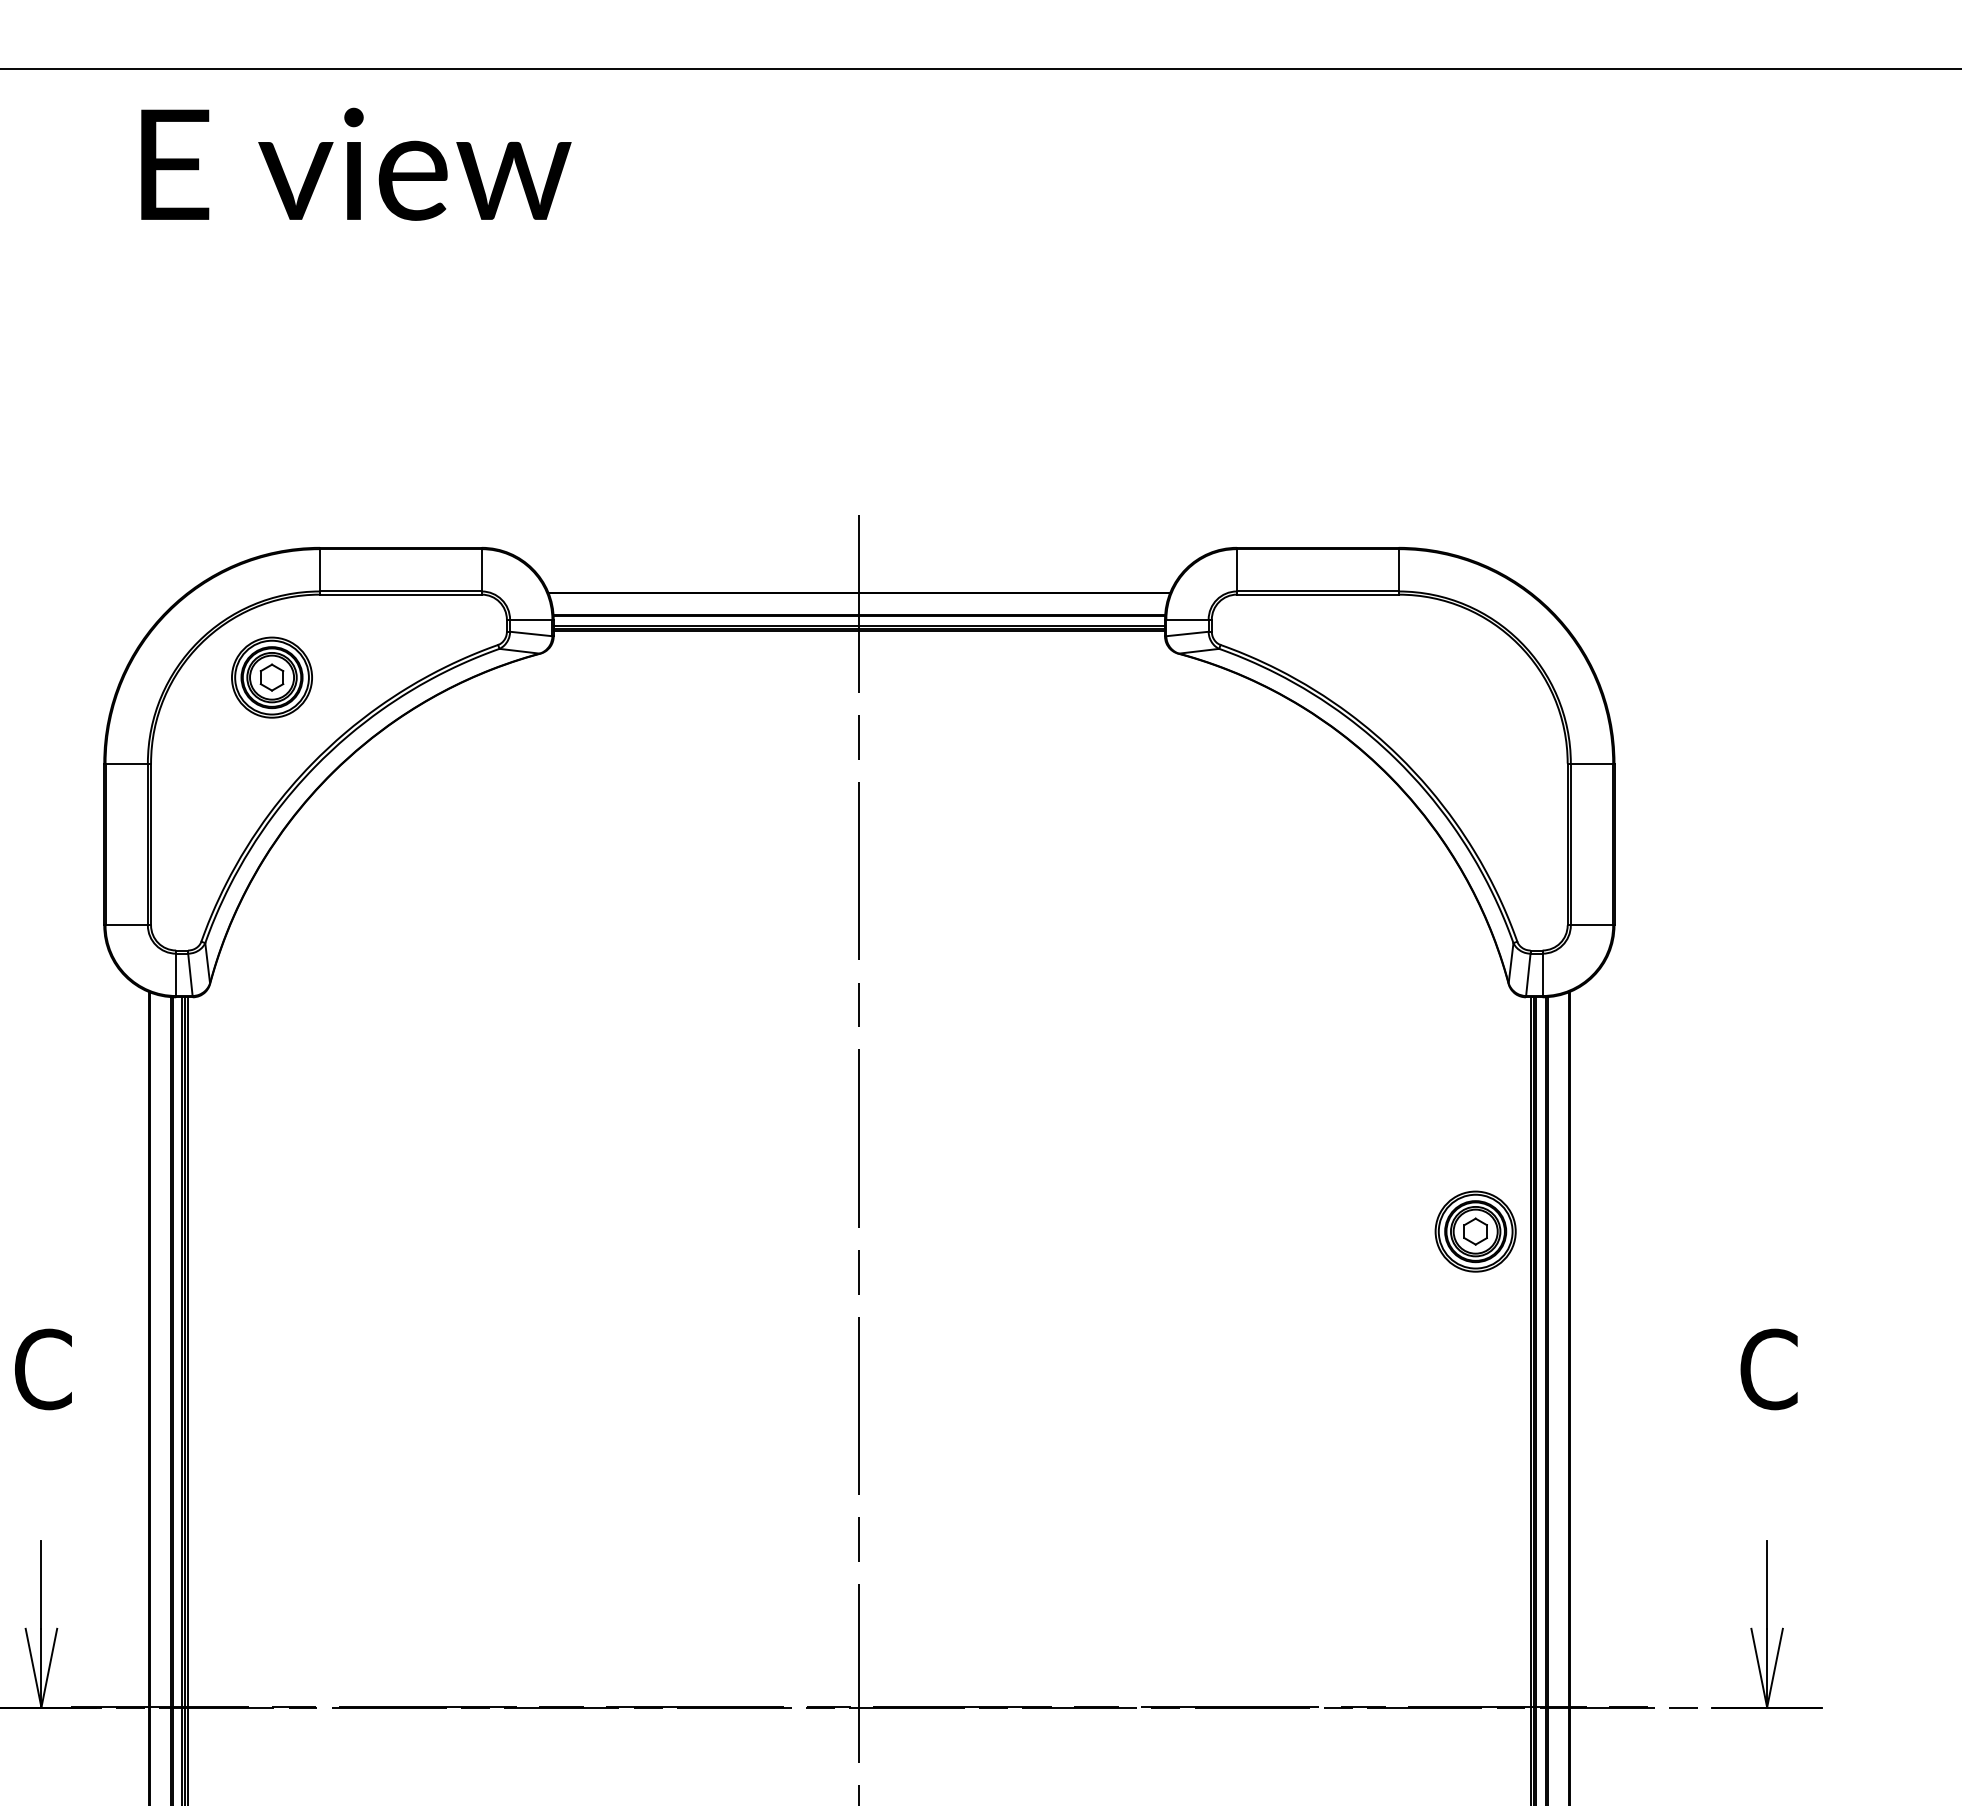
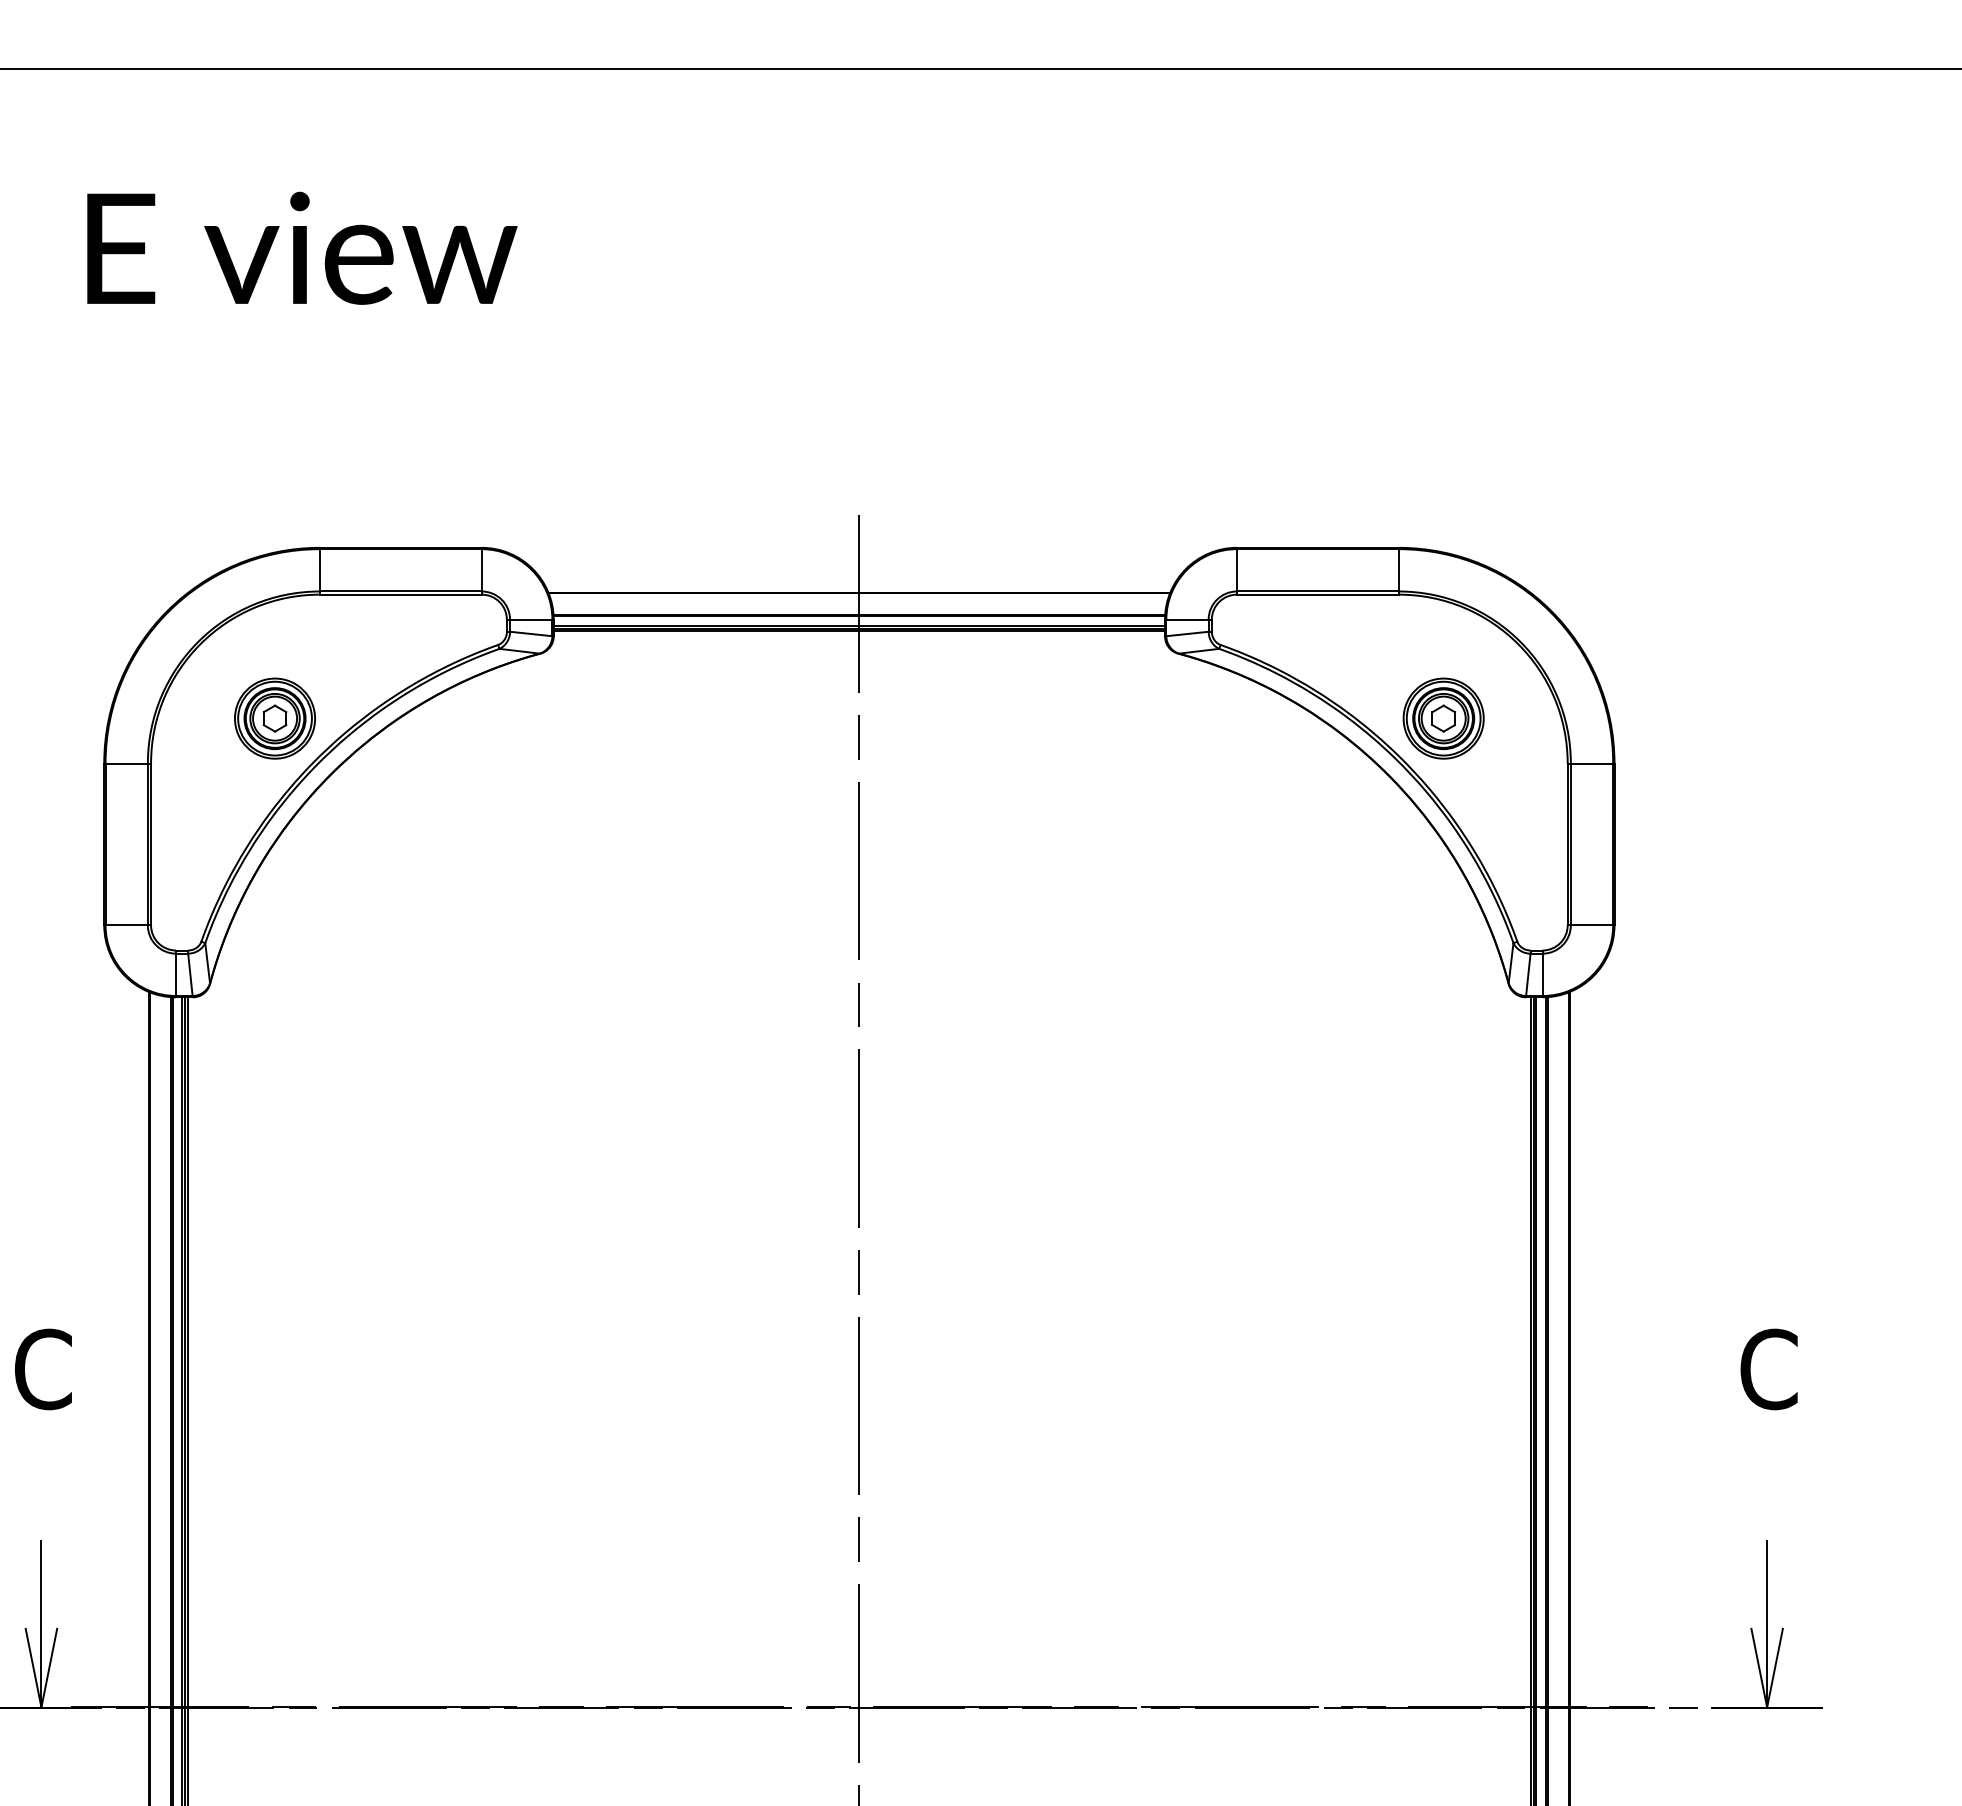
text position: (356, 163) -> (302, 247) (302, 247)
part position: (271, 677) -> (274, 718) (274, 718)
part position: (1475, 1231) -> (1443, 718) (1443, 718)
